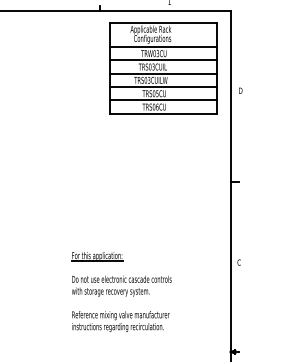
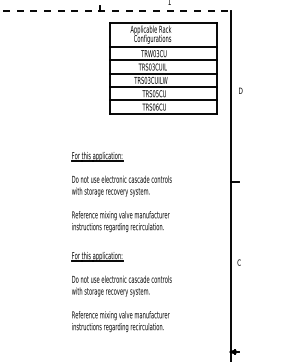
line: solid -> dashed (115, 11)
part: none -> present (121, 191)
